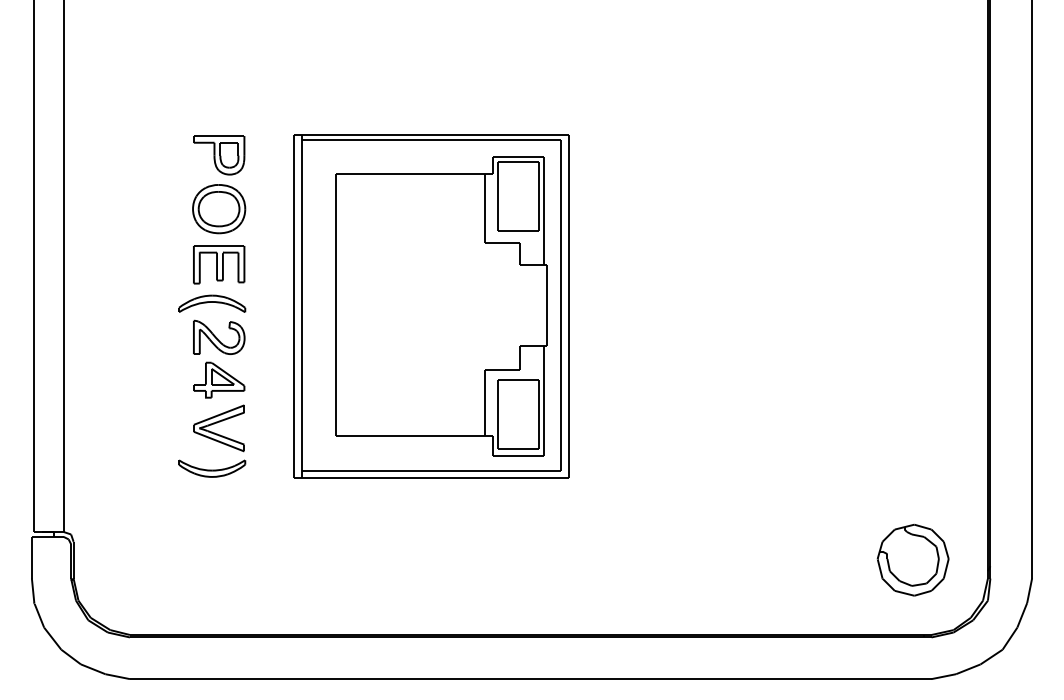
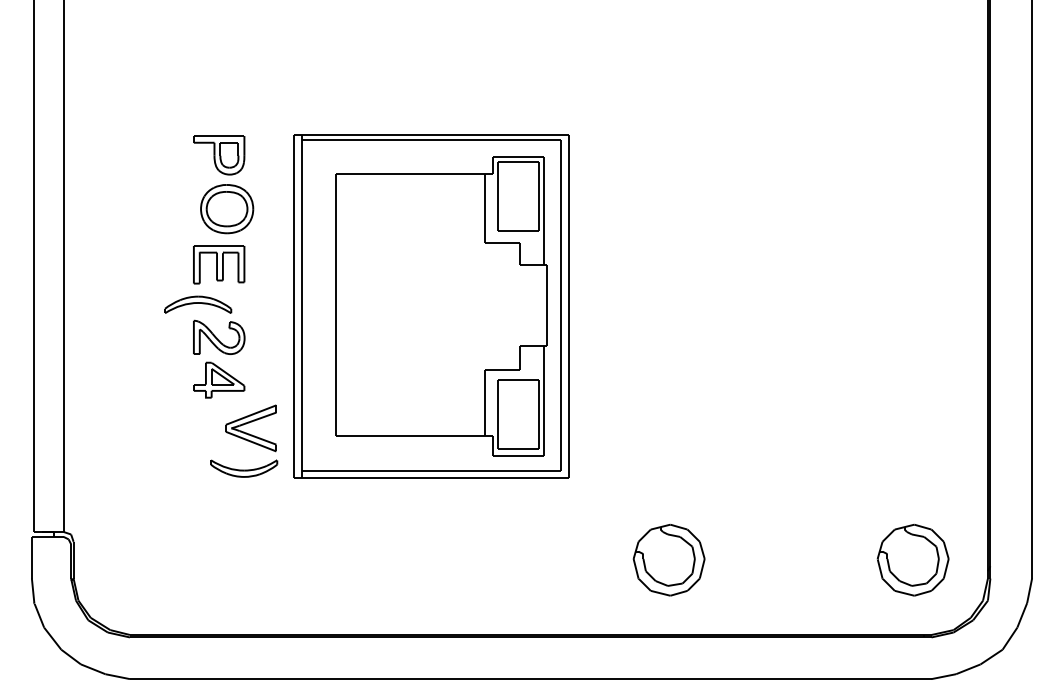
part position: (219, 209) -> (227, 209) (227, 209)
part position: (212, 303) -> (198, 304) (198, 304)
part position: (212, 440) -> (244, 440) (244, 440)
part: none -> present (668, 559)
